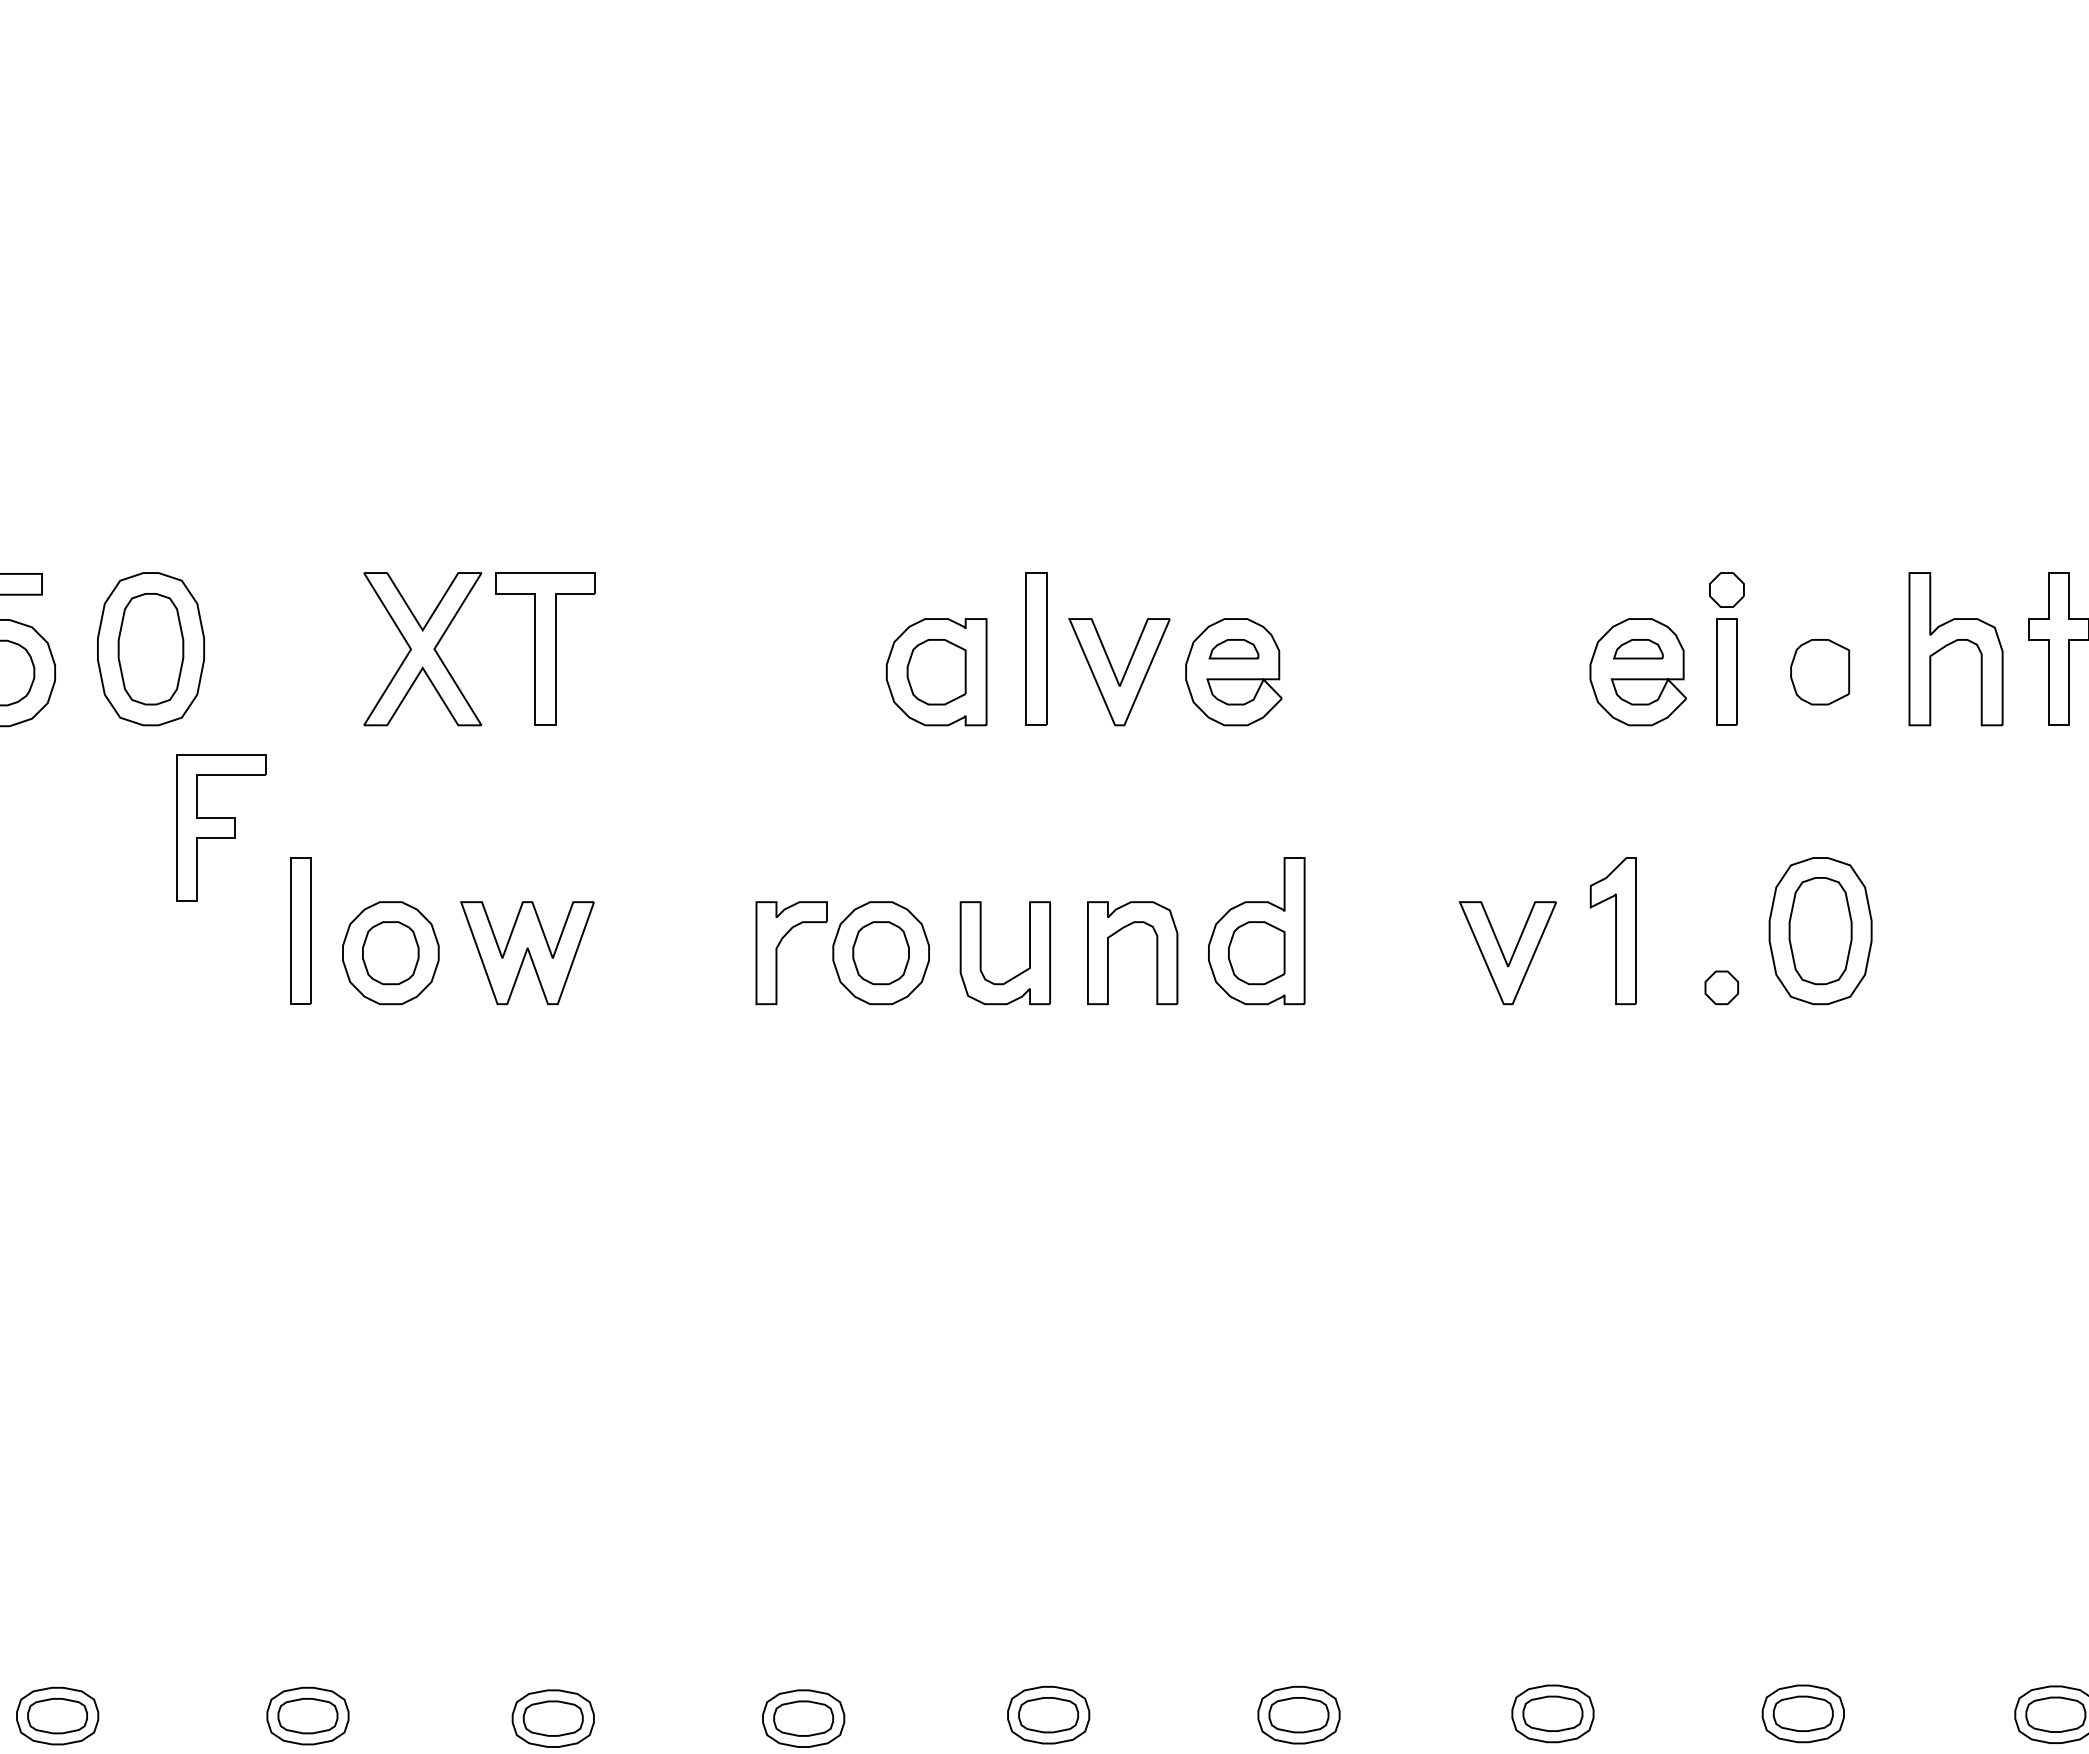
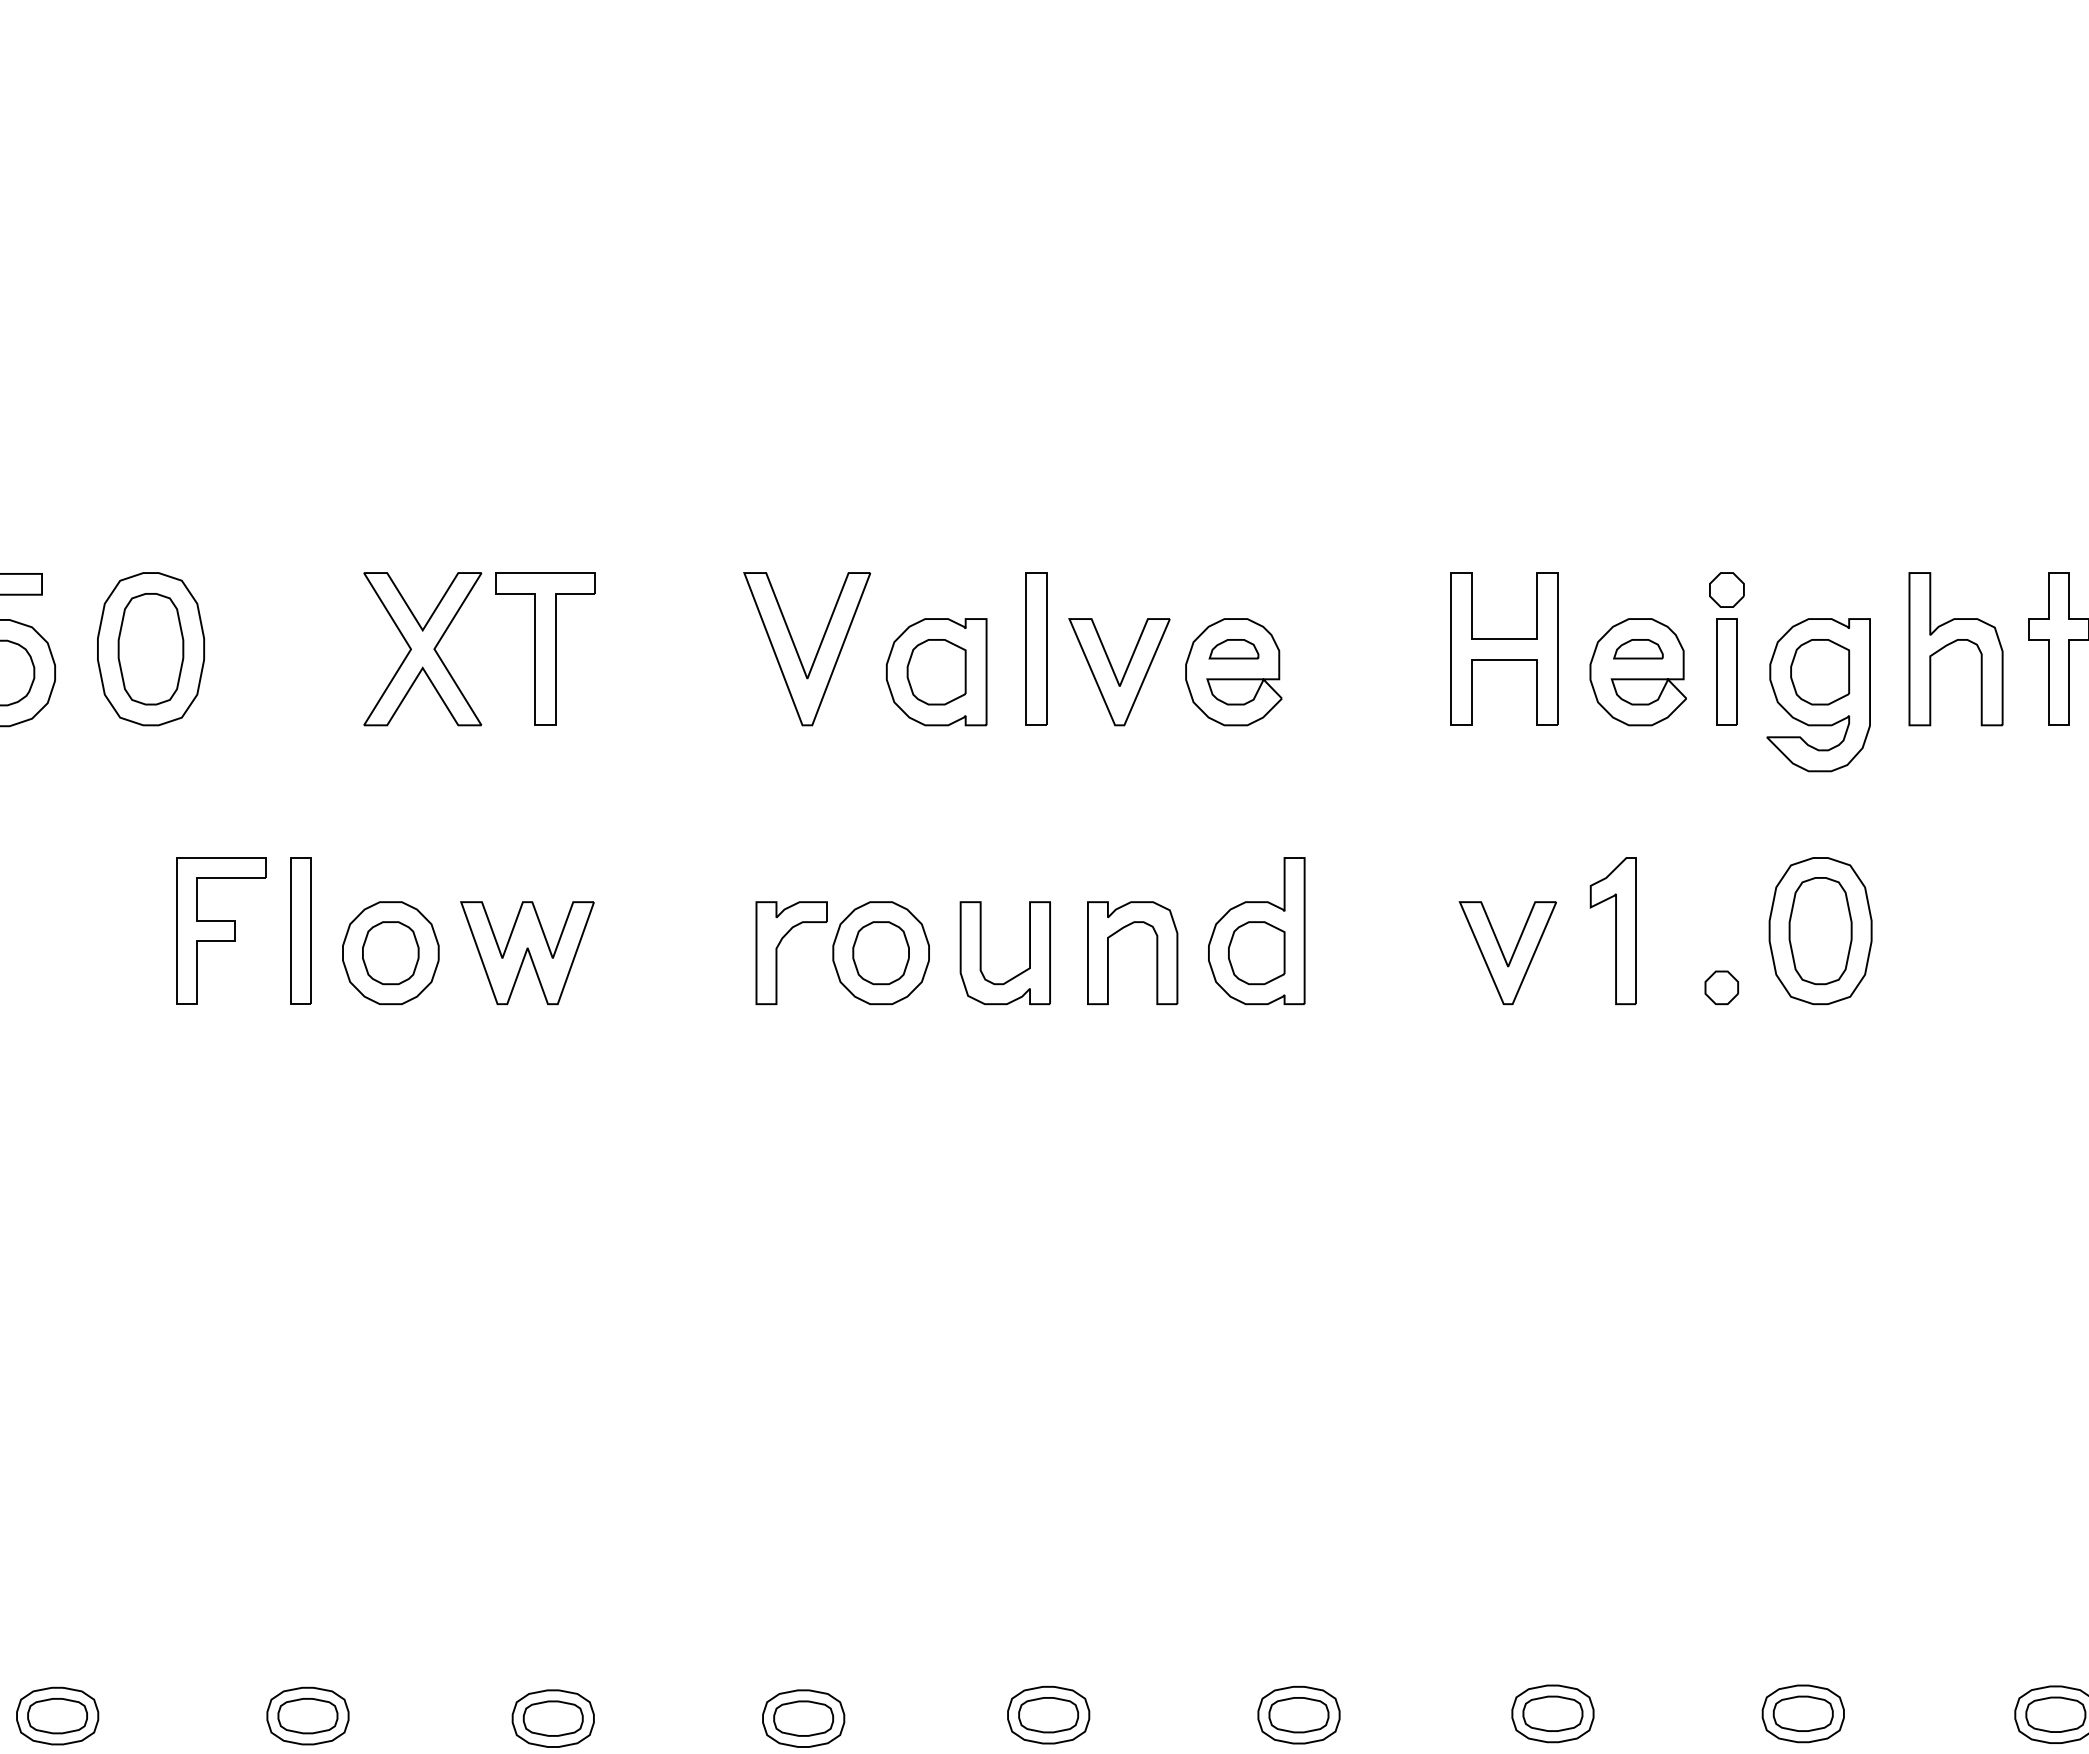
part: none -> present (1504, 648)
part: none -> present (815, 654)
part: none -> present (1818, 695)
part position: (221, 827) -> (221, 930) (221, 930)
